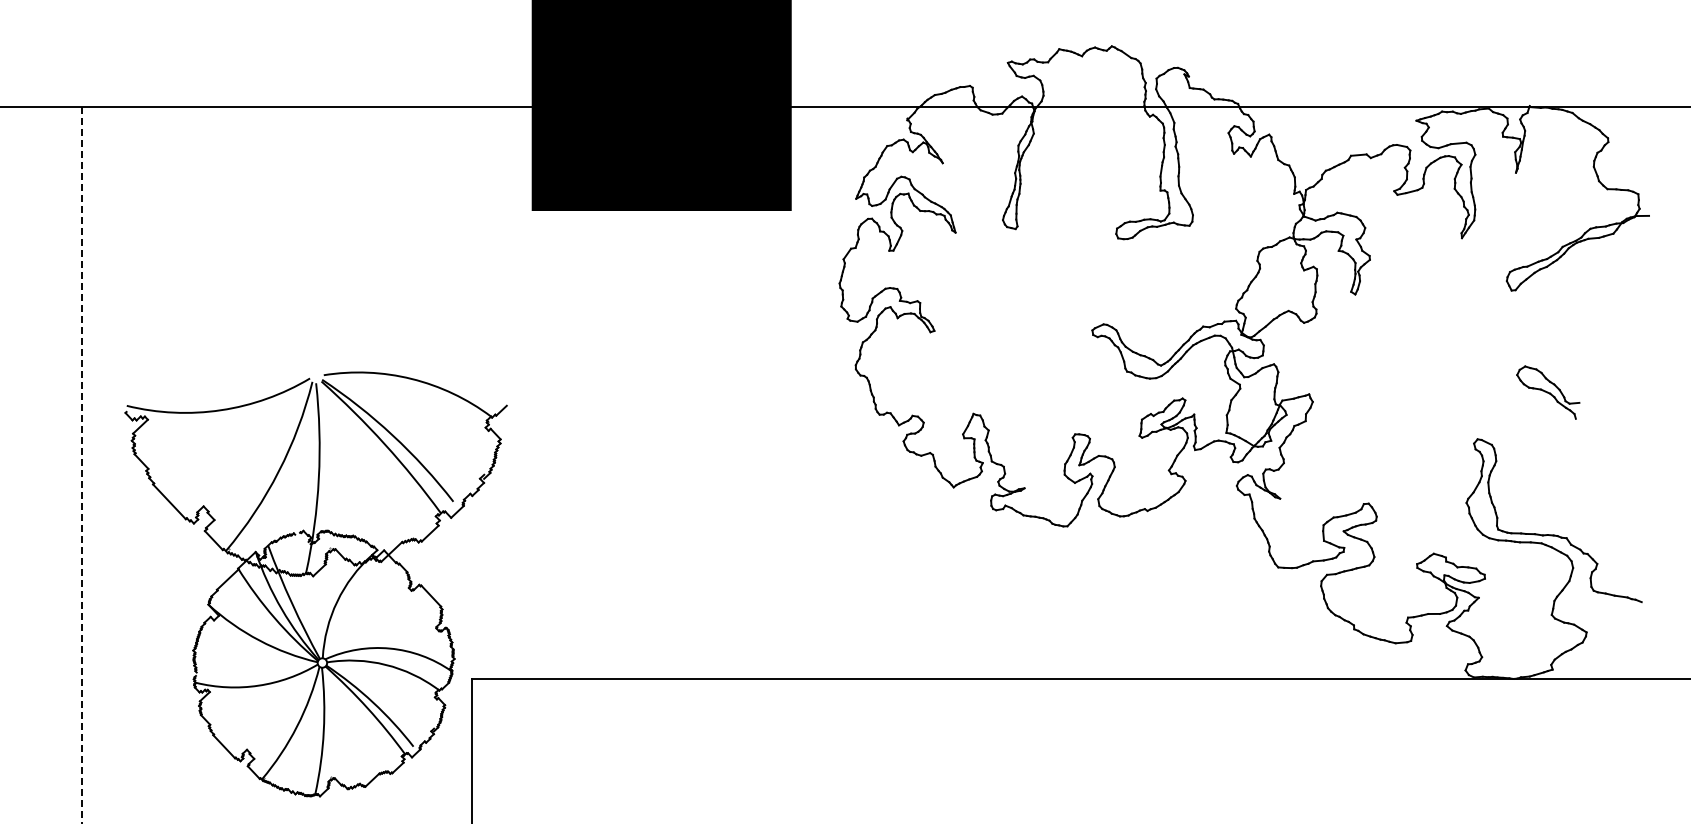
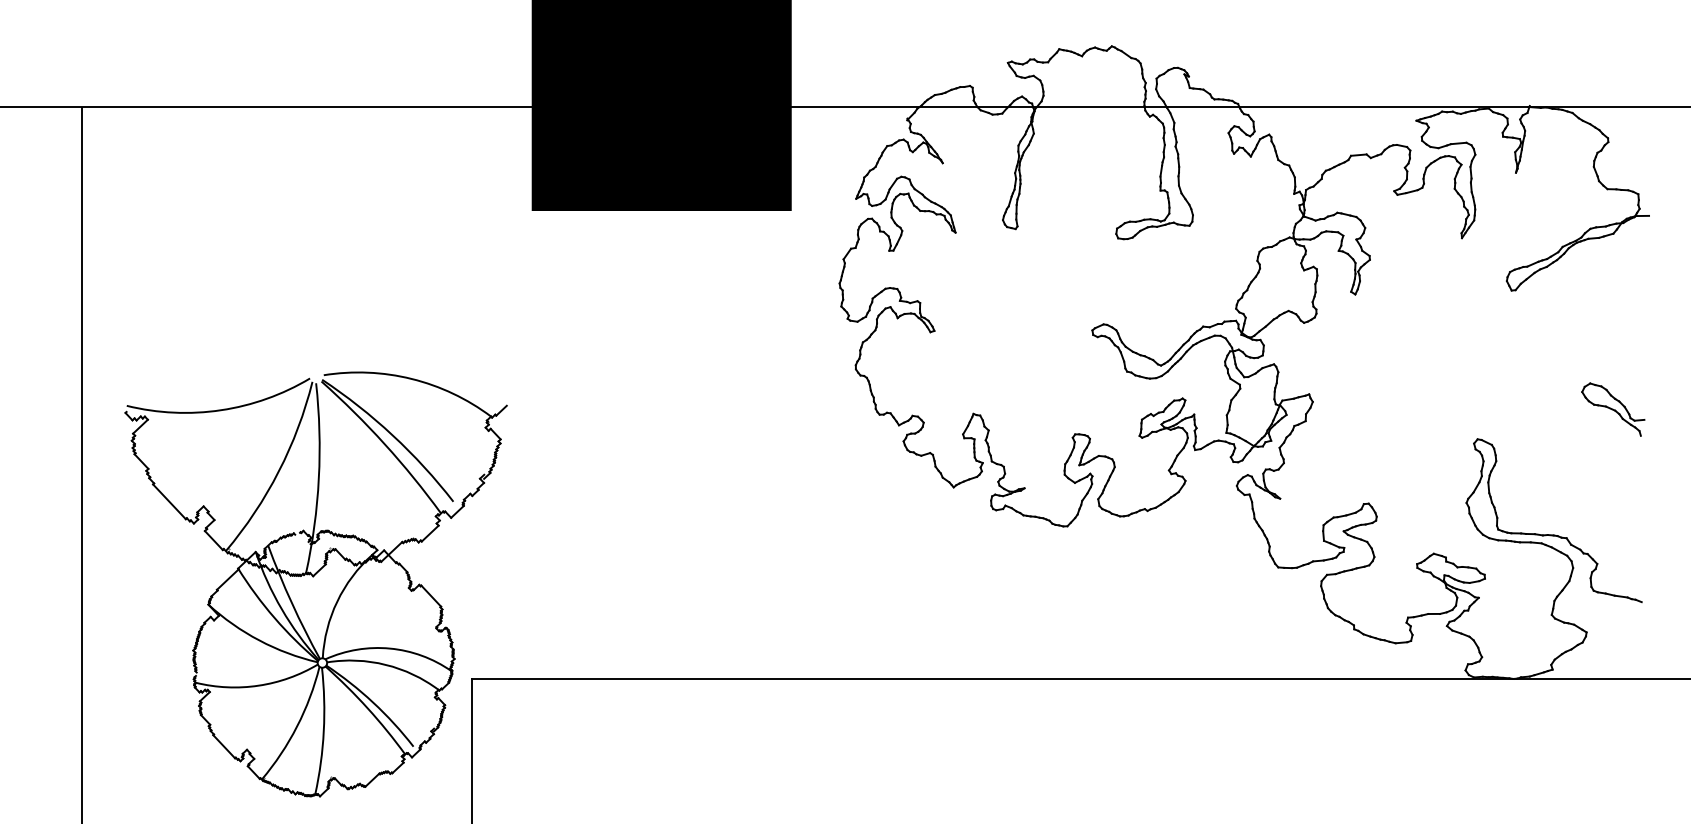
part position: (1548, 392) -> (1613, 409) (1613, 409)
line: dashed -> solid (81, 465)
